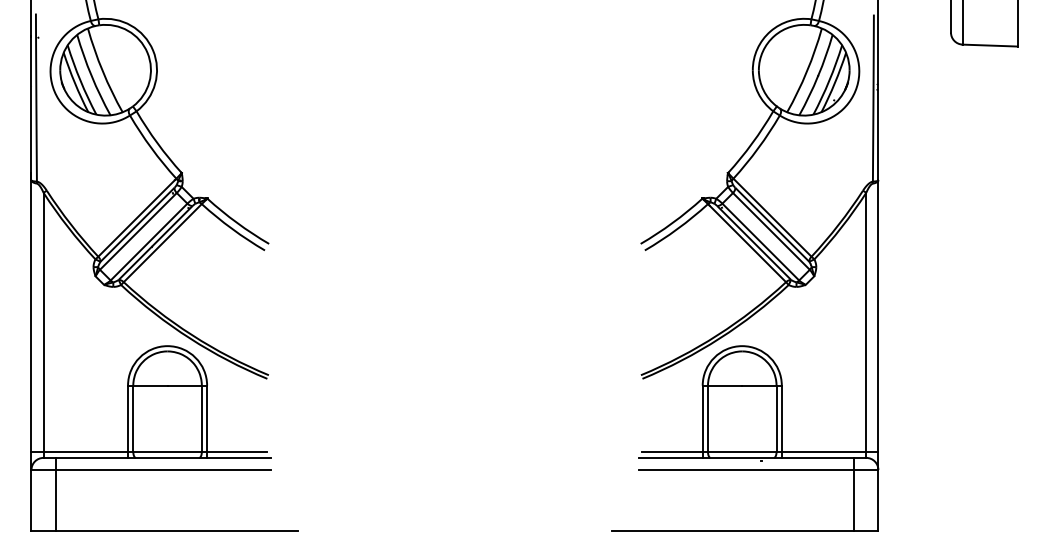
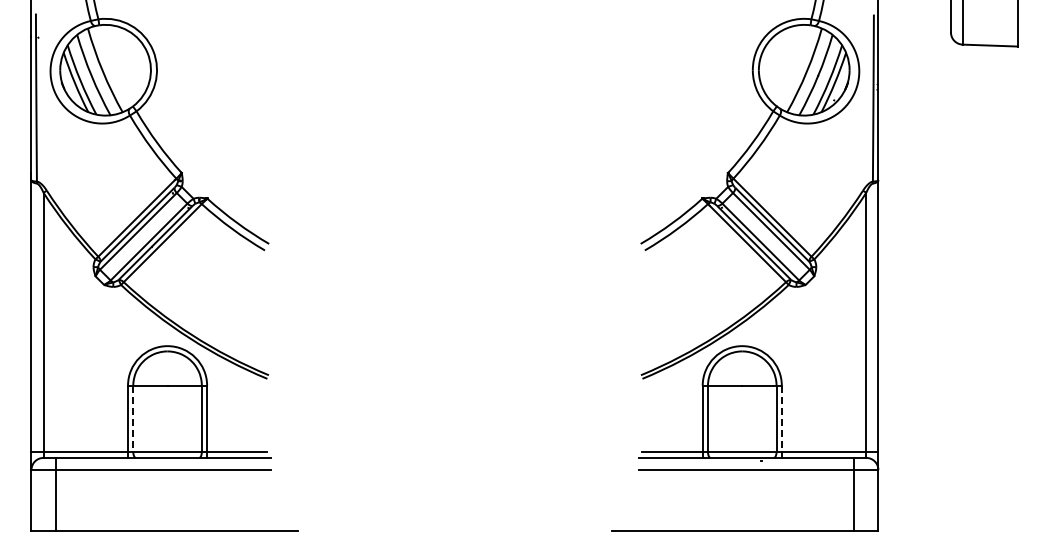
line: solid -> dashed (133, 419)
line: solid -> dashed (781, 419)
